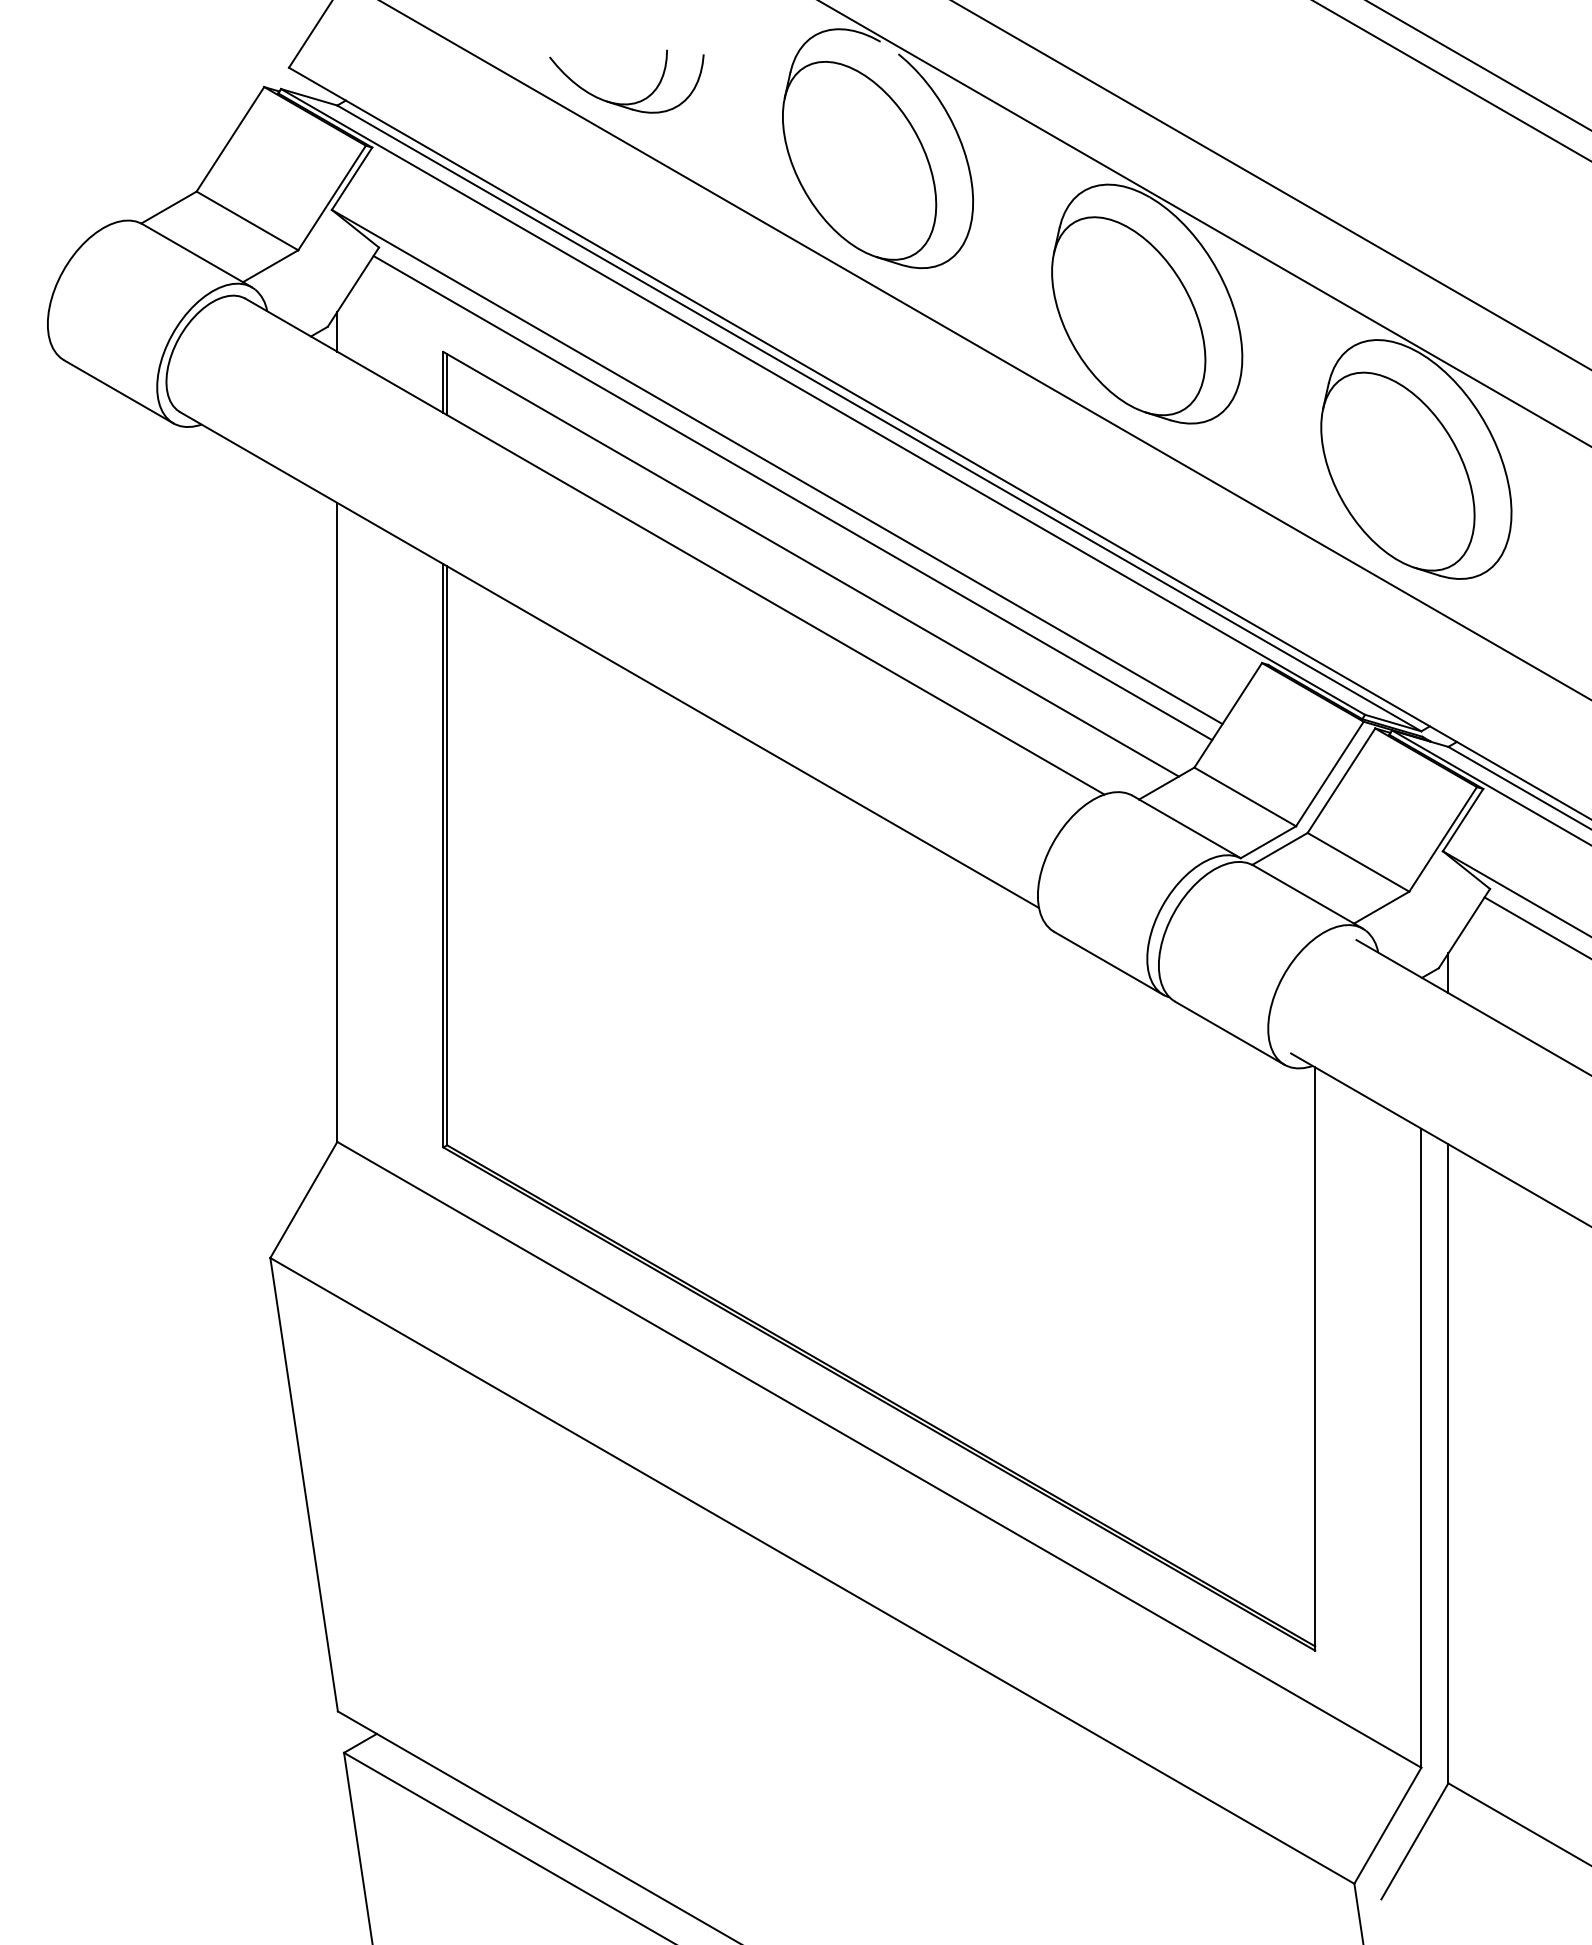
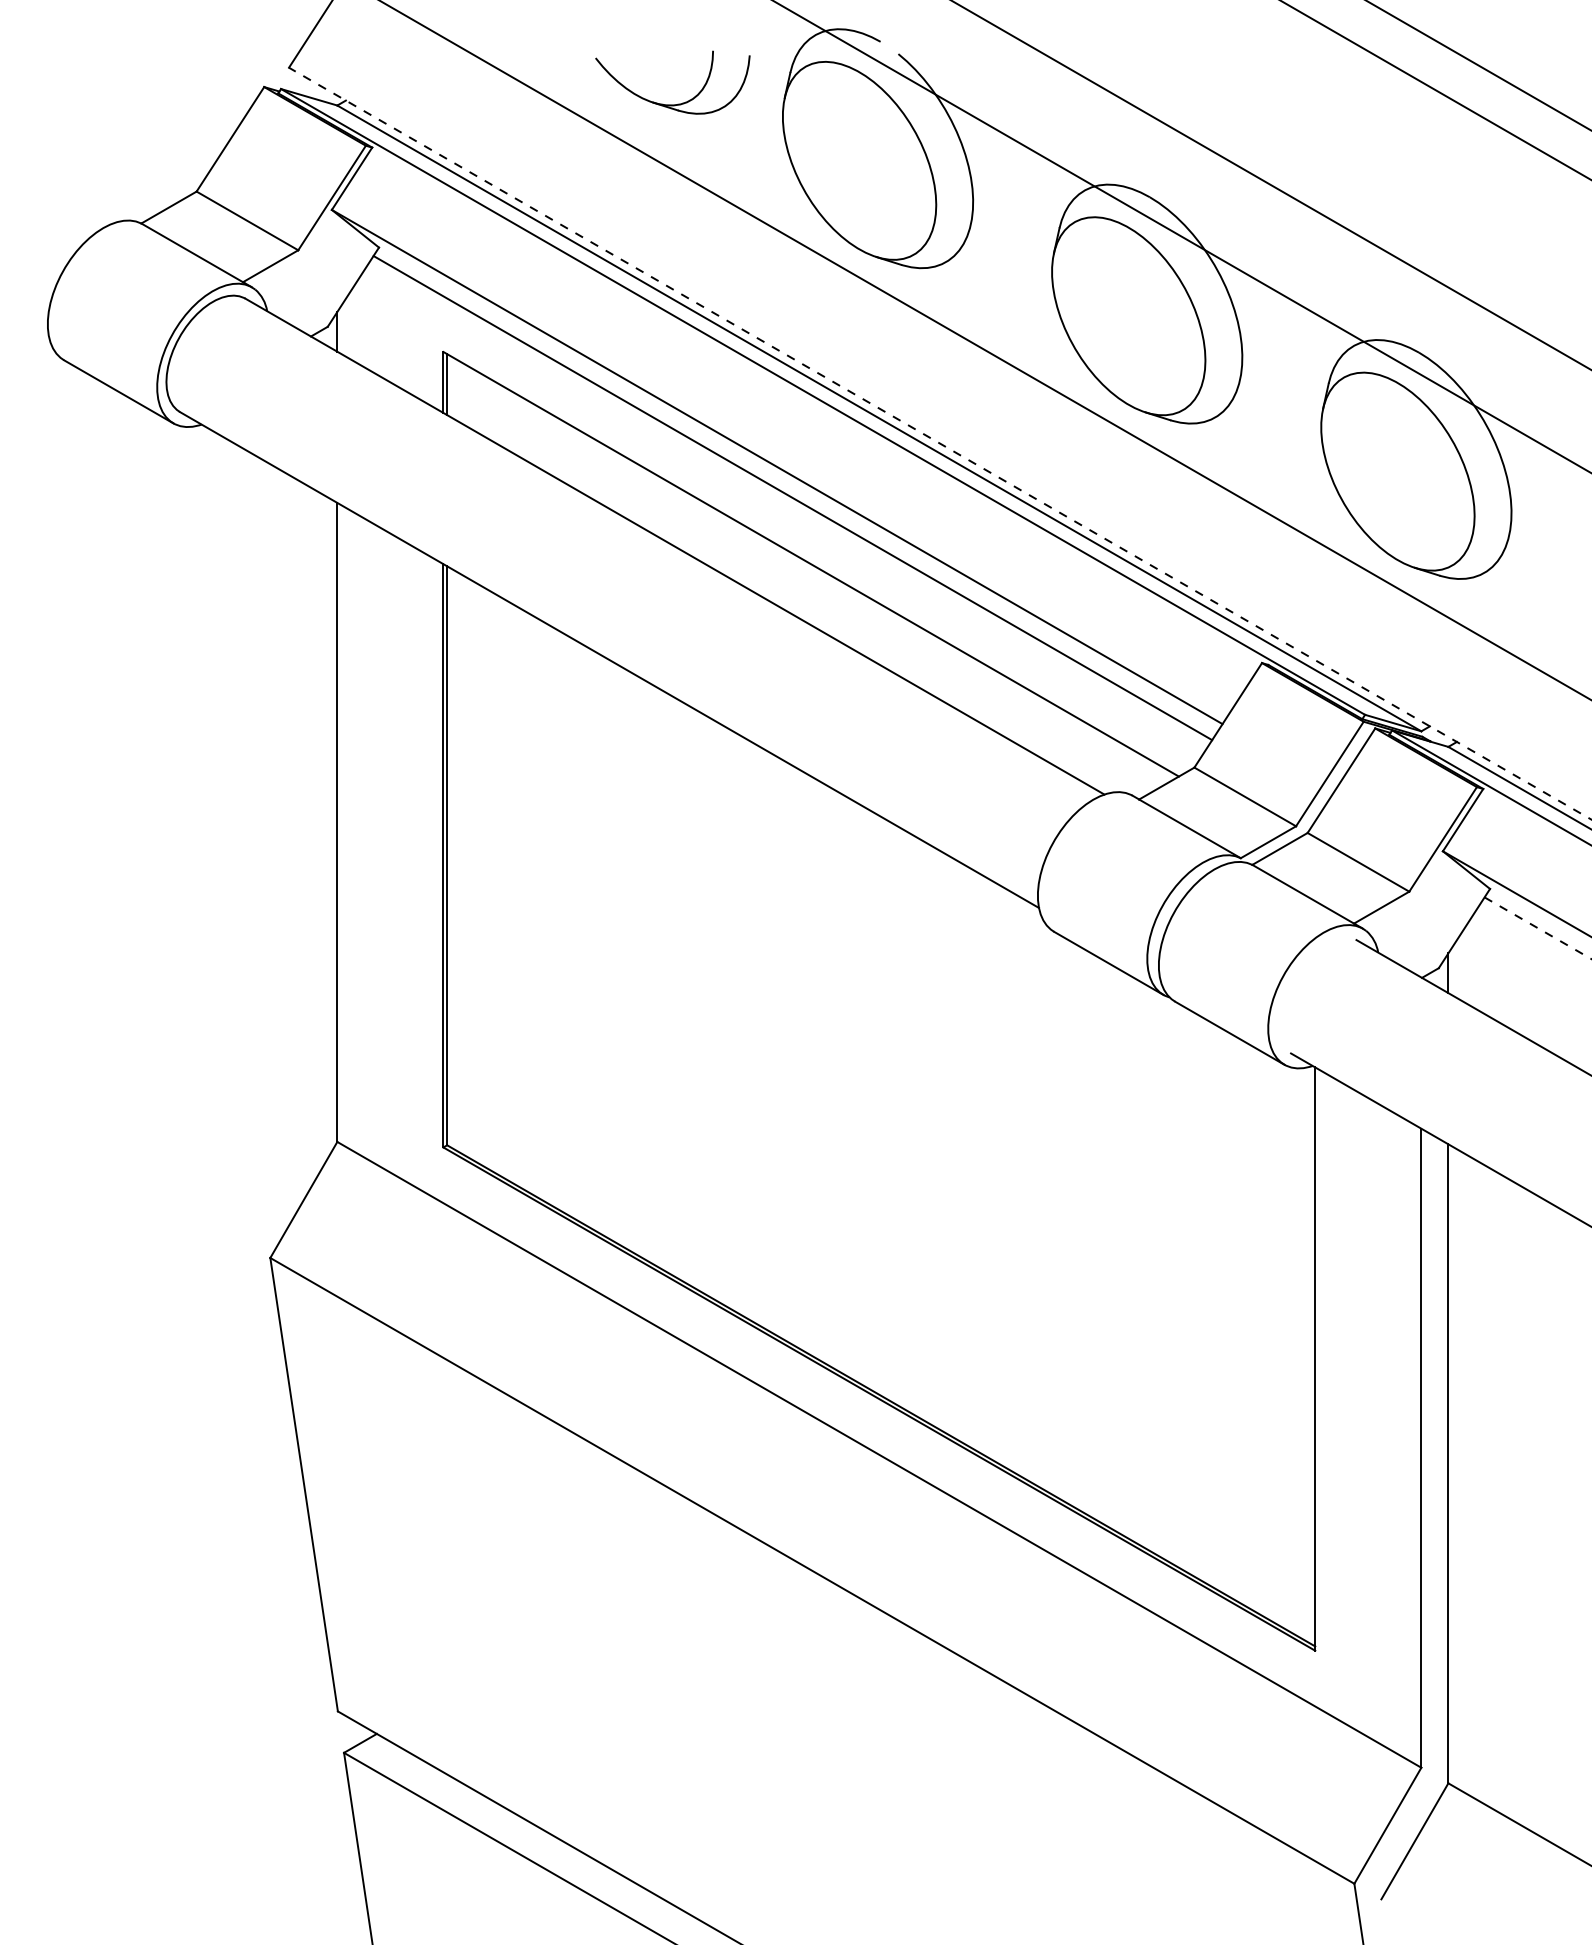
line position: (1451, 80) -> (1435, 90) (1435, 90)
part position: (632, 102) -> (678, 103) (678, 103)
line position: (1204, 223) -> (1181, 236) (1181, 236)
line: solid -> dashed (940, 443)
line: solid -> dashed (1538, 928)
